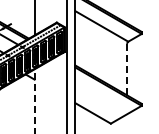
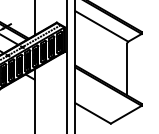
line: dashed -> solid (127, 69)
line: dashed -> solid (34, 101)
